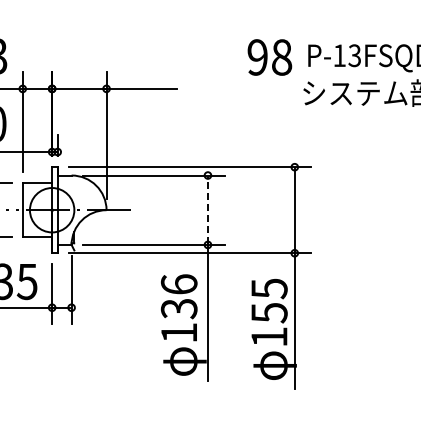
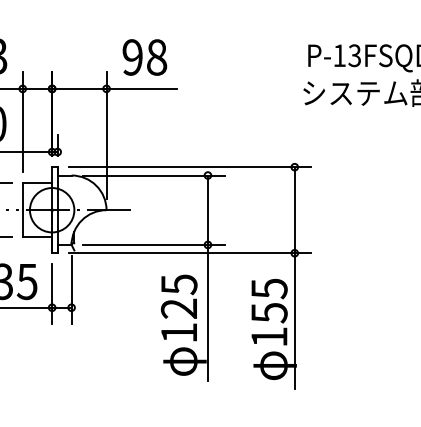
text position: (269, 57) -> (144, 57) (144, 57)
line: dashed -> solid (207, 210)
text: 136 -> 125 (178, 296)
